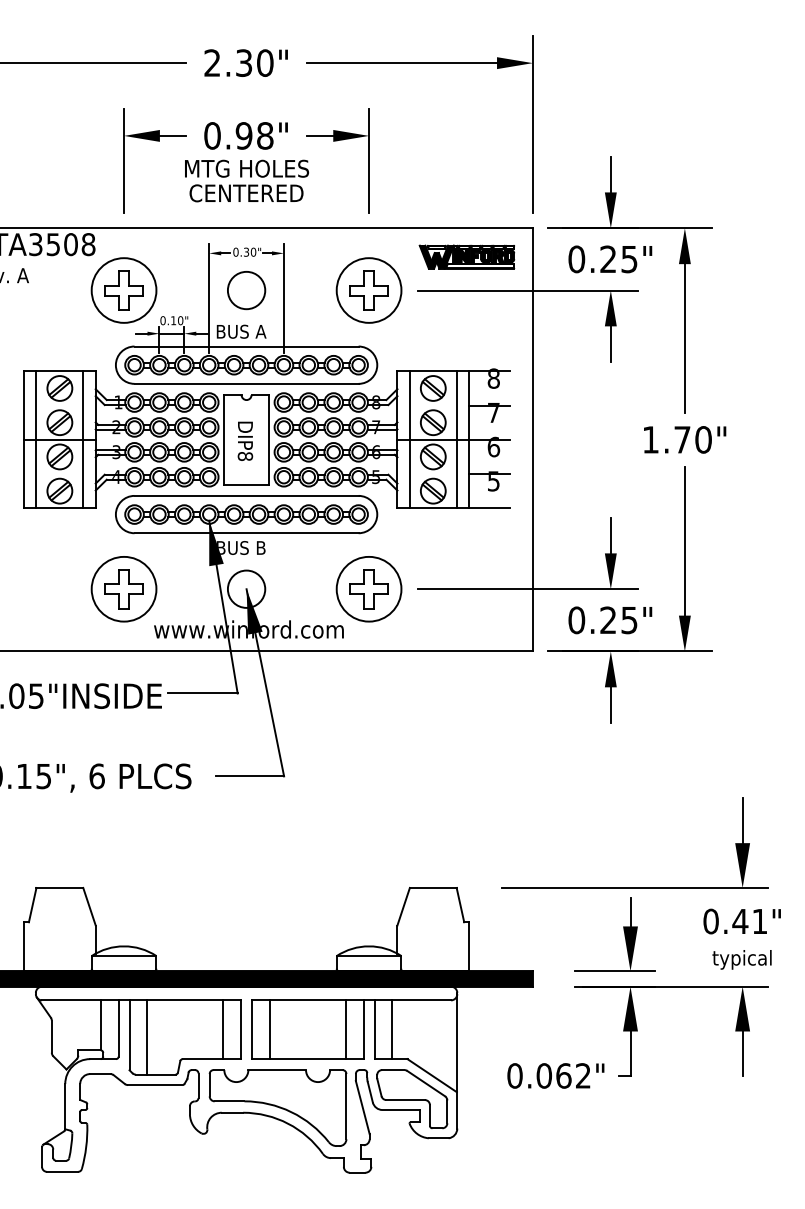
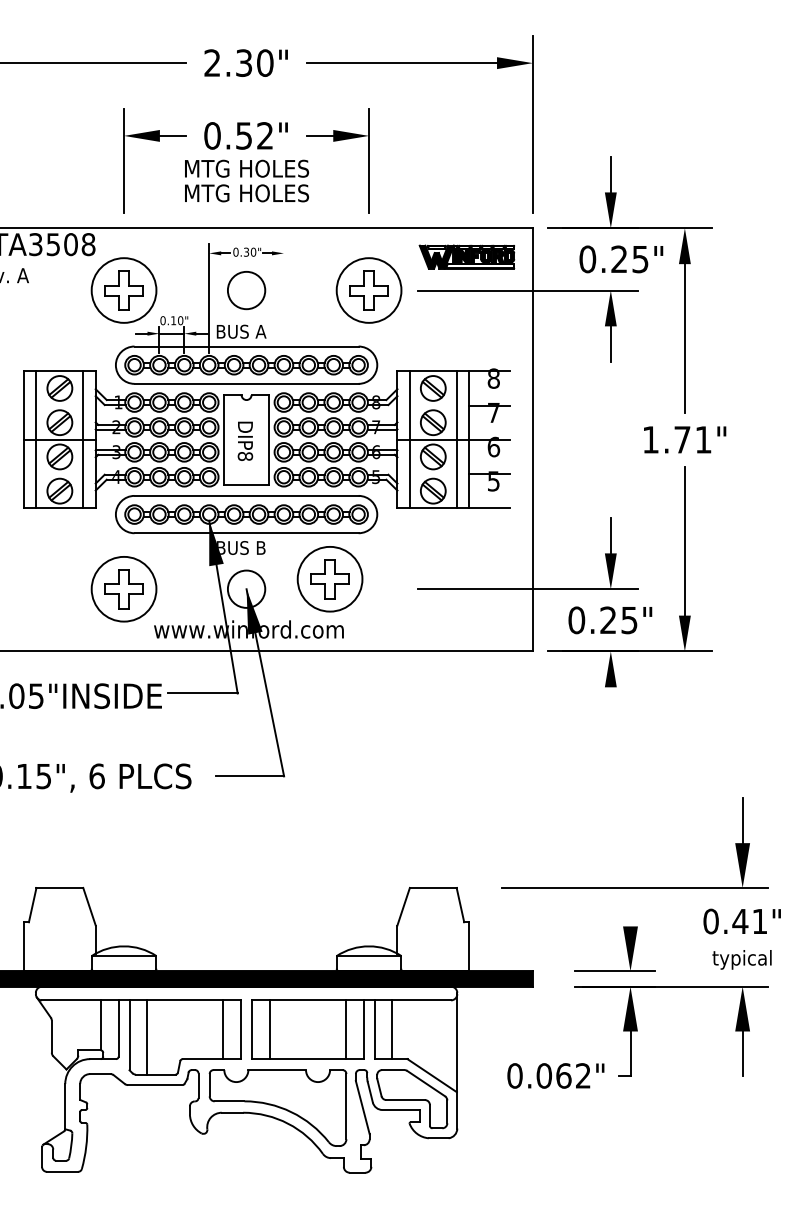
text: 0.98" -> 0.52" (254, 135)
text: CENTERED -> MTG HOLES (247, 193)
text position: (610, 259) -> (621, 259) (621, 259)
line: present -> none (283, 298)
text: 1.70" -> 1.71" (703, 439)
part position: (368, 589) -> (329, 579) (329, 579)
line: present -> none (610, 705)
line: present -> none (630, 911)
